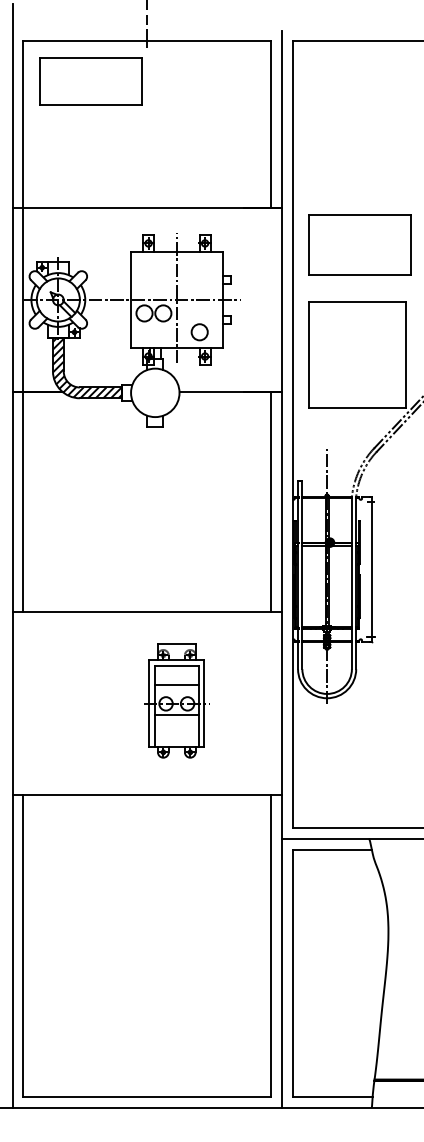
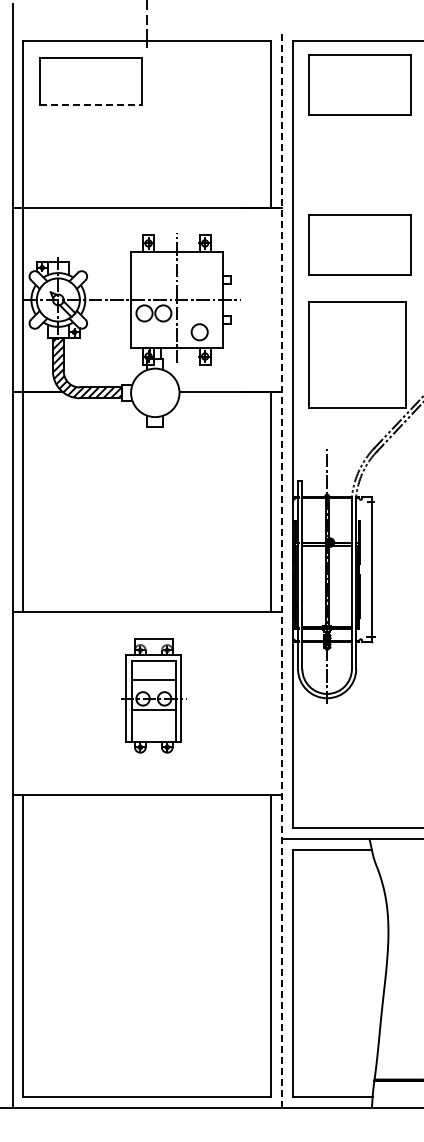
part: none -> present (359, 84)
line: solid -> dashed (91, 105)
line: solid -> dashed (281, 569)
part position: (176, 700) -> (153, 695) (153, 695)
